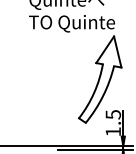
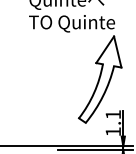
text: 1.5 -> 1.1 (113, 114)
